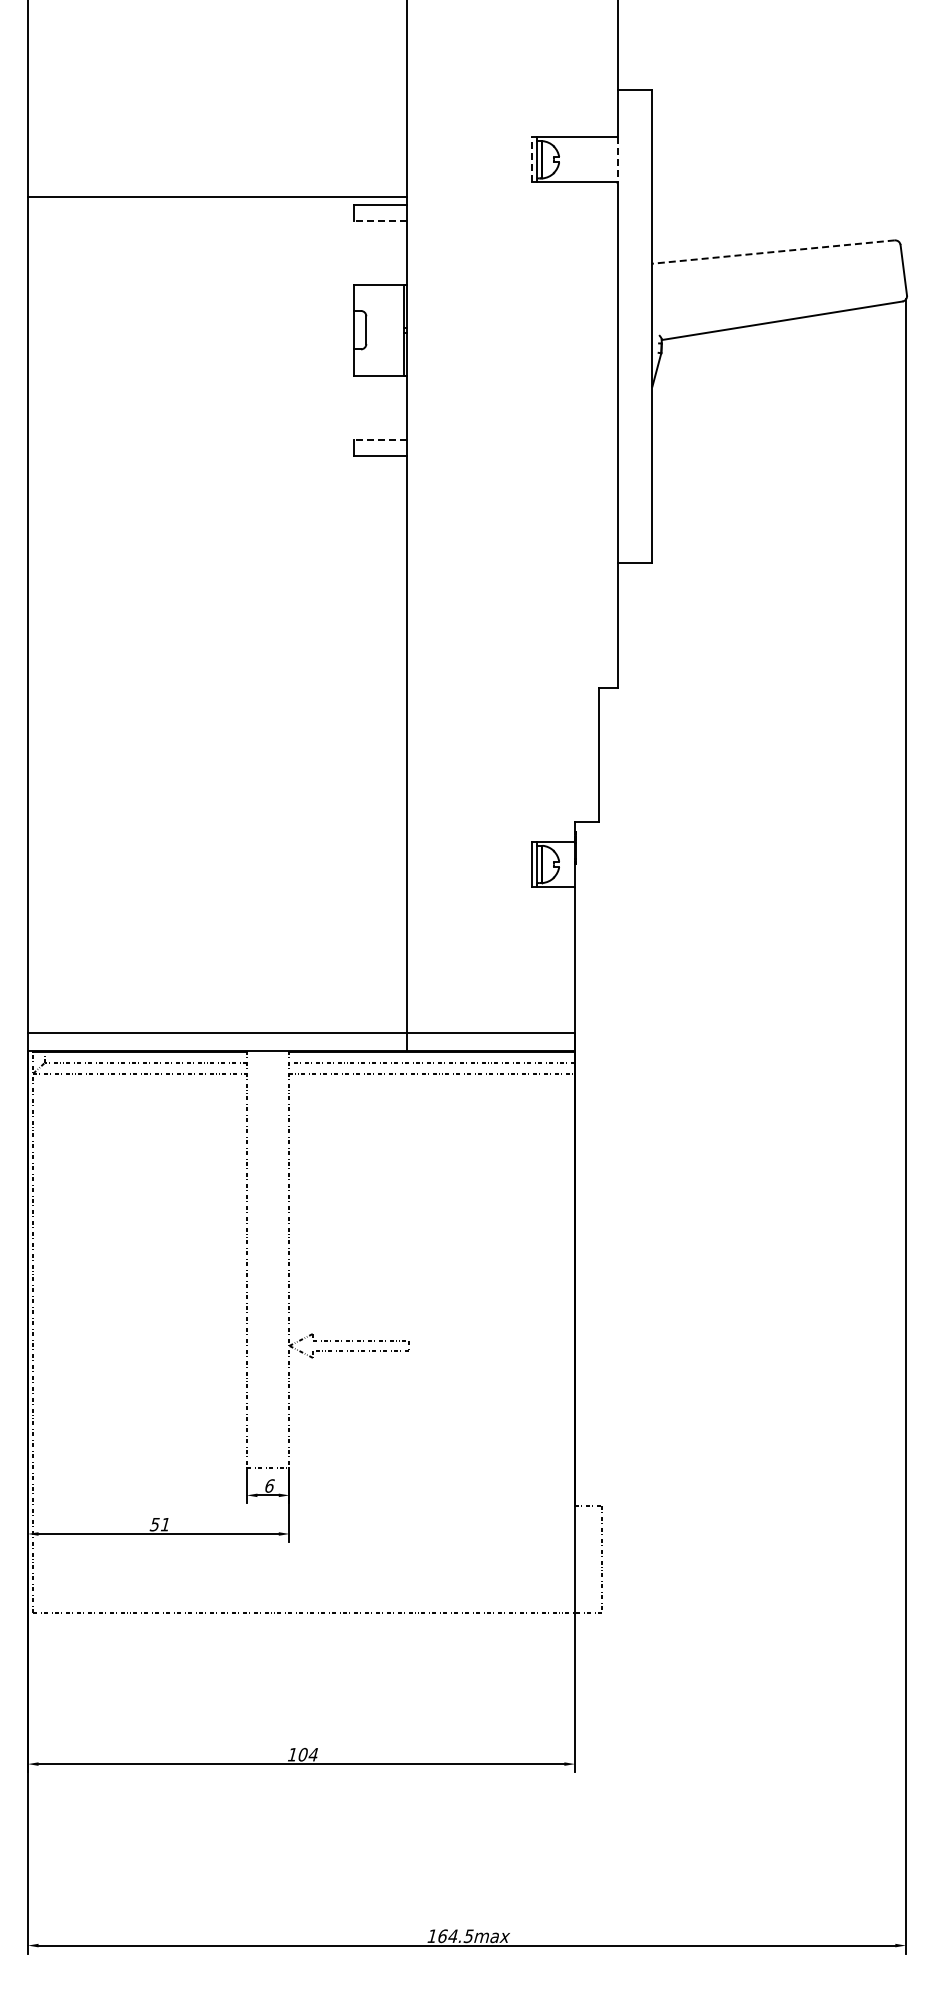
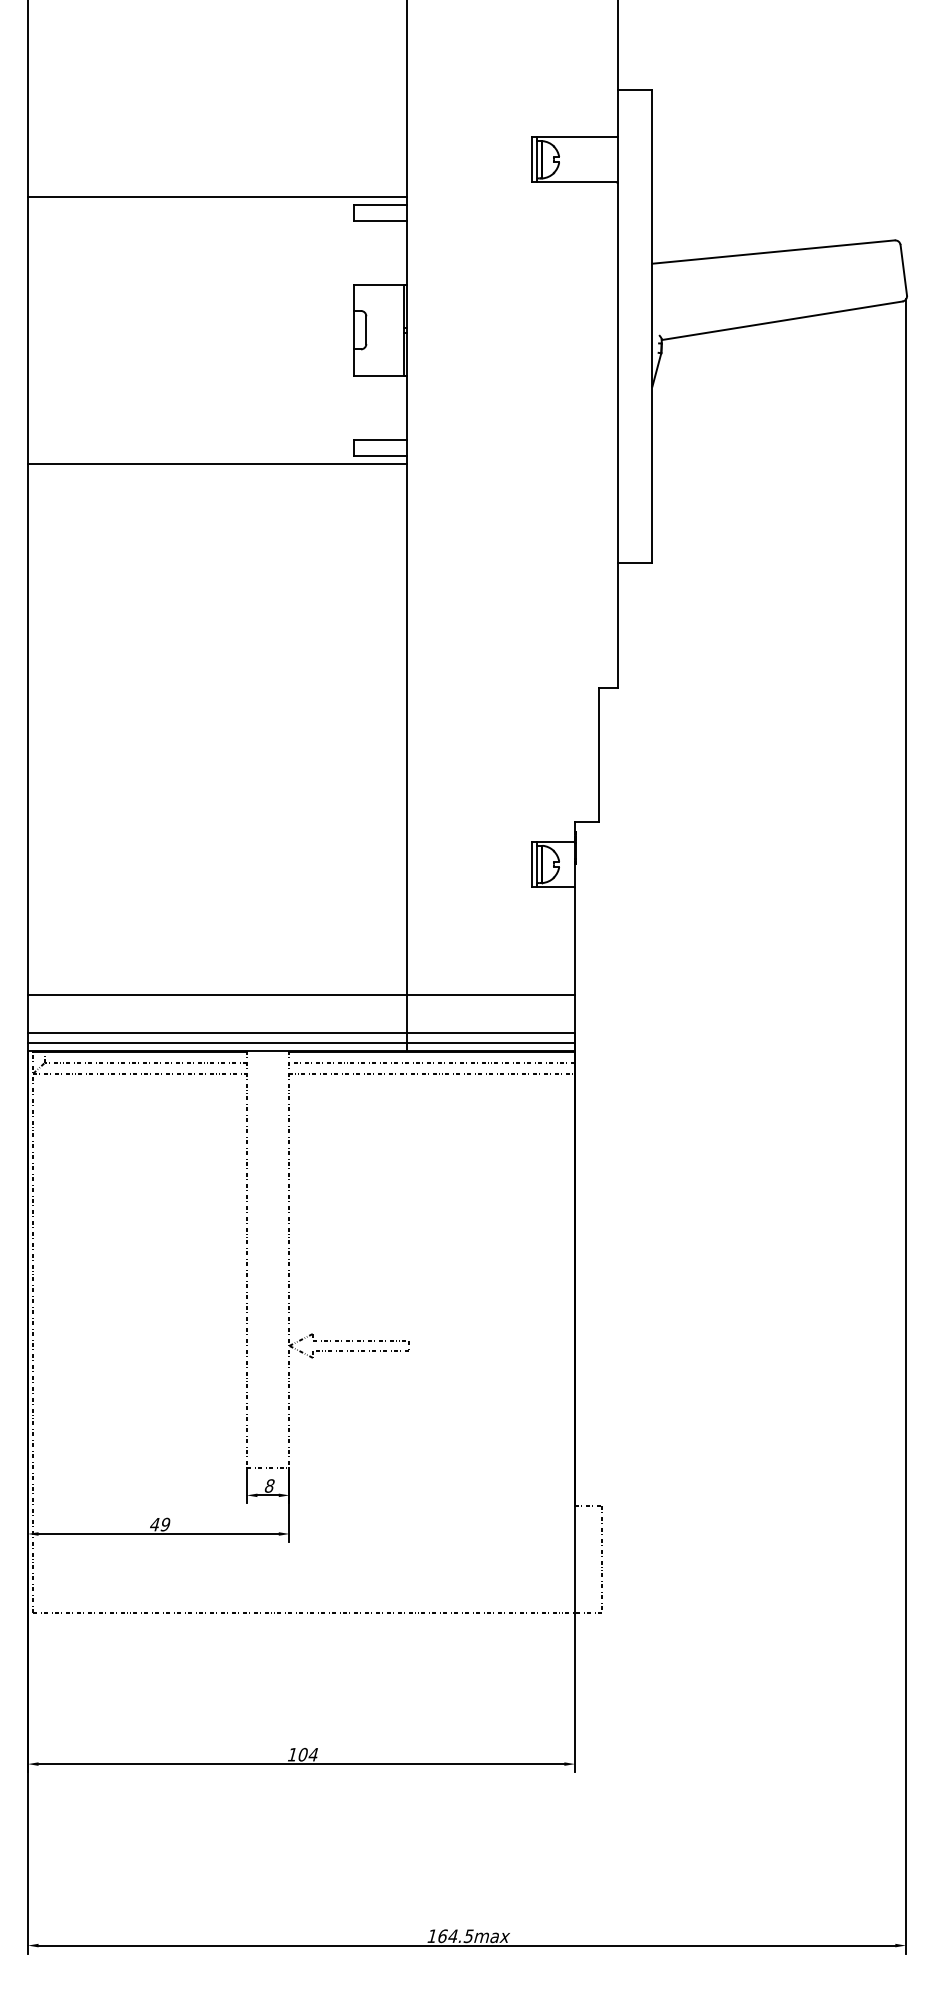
line: dashed -> solid (532, 159)
line: dashed -> solid (617, 159)
line: dashed -> solid (380, 221)
line: dashed -> solid (773, 252)
line: dashed -> solid (380, 440)
line: none -> present (216, 464)
line: none -> present (301, 995)
line: none -> present (301, 1043)
text: 6 -> 8 (269, 1485)
text: 51 -> 49 (159, 1524)
